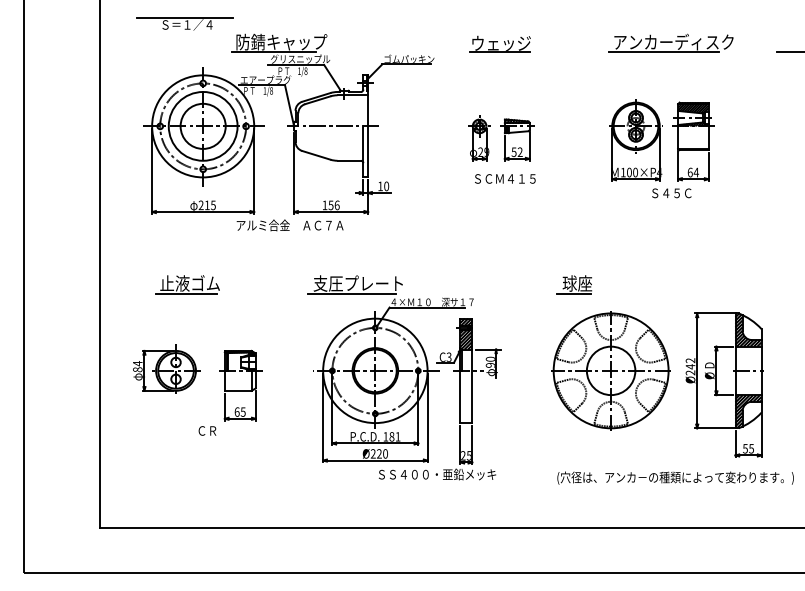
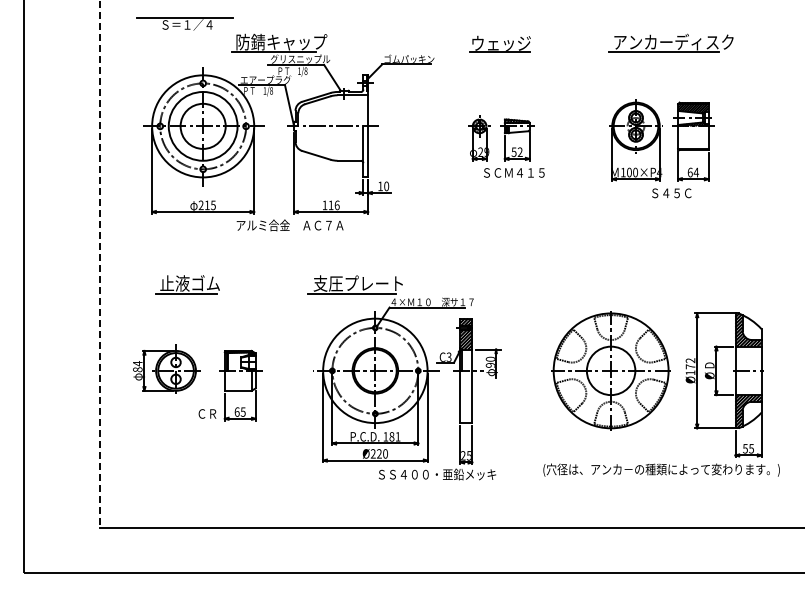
line: present -> none (788, 52)
text position: (505, 178) -> (514, 172) (514, 172)
text: 156 -> 116 (330, 205)
line: solid -> dashed (100, 263)
part: present -> none (574, 284)
text: Ø242 -> Ø172 (690, 369)
text position: (207, 430) -> (207, 413) (207, 413)
text position: (675, 477) -> (661, 469) (661, 469)
